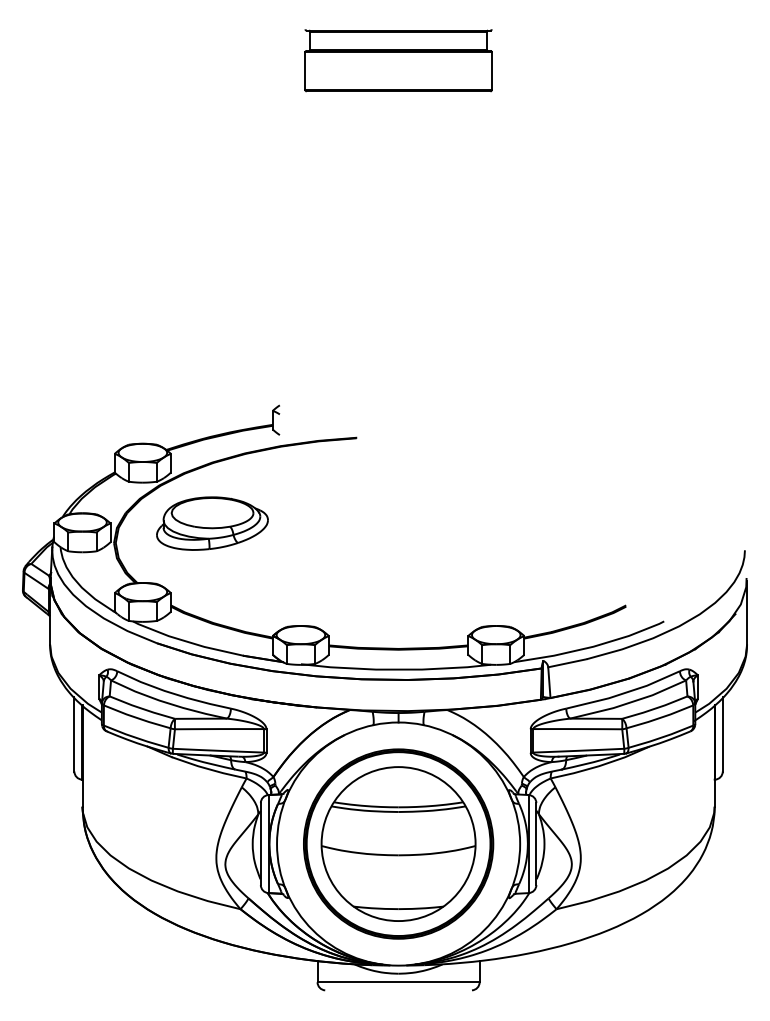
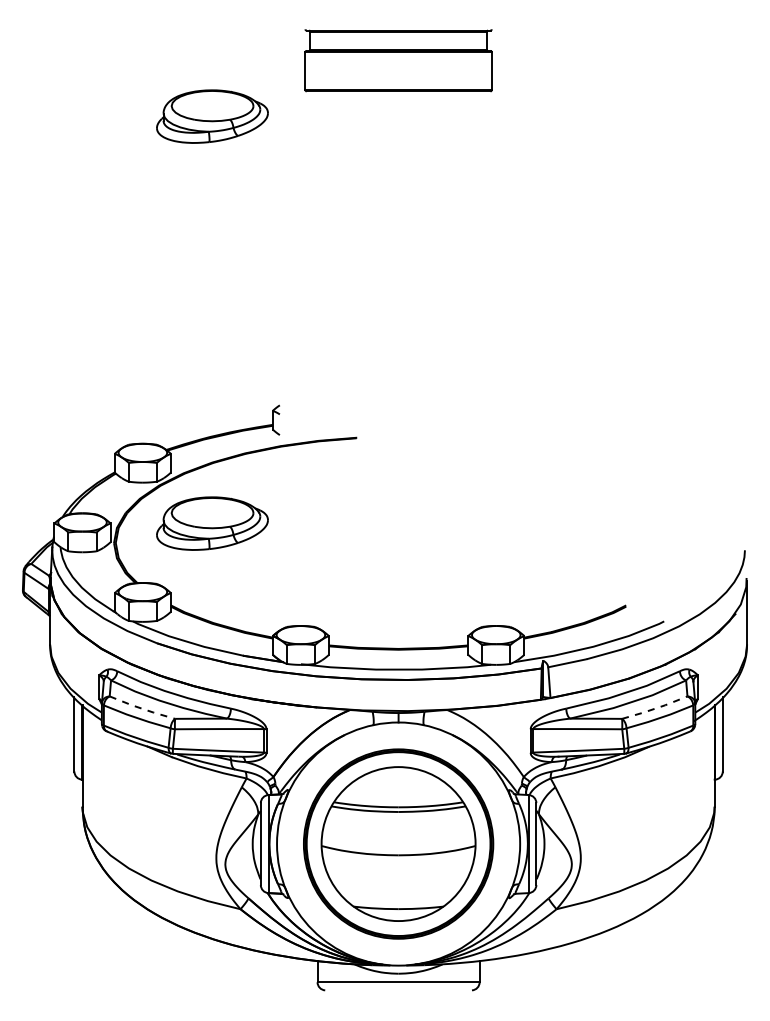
part: none -> present (212, 116)
line: solid -> dashed (142, 708)
line: solid -> dashed (655, 708)
